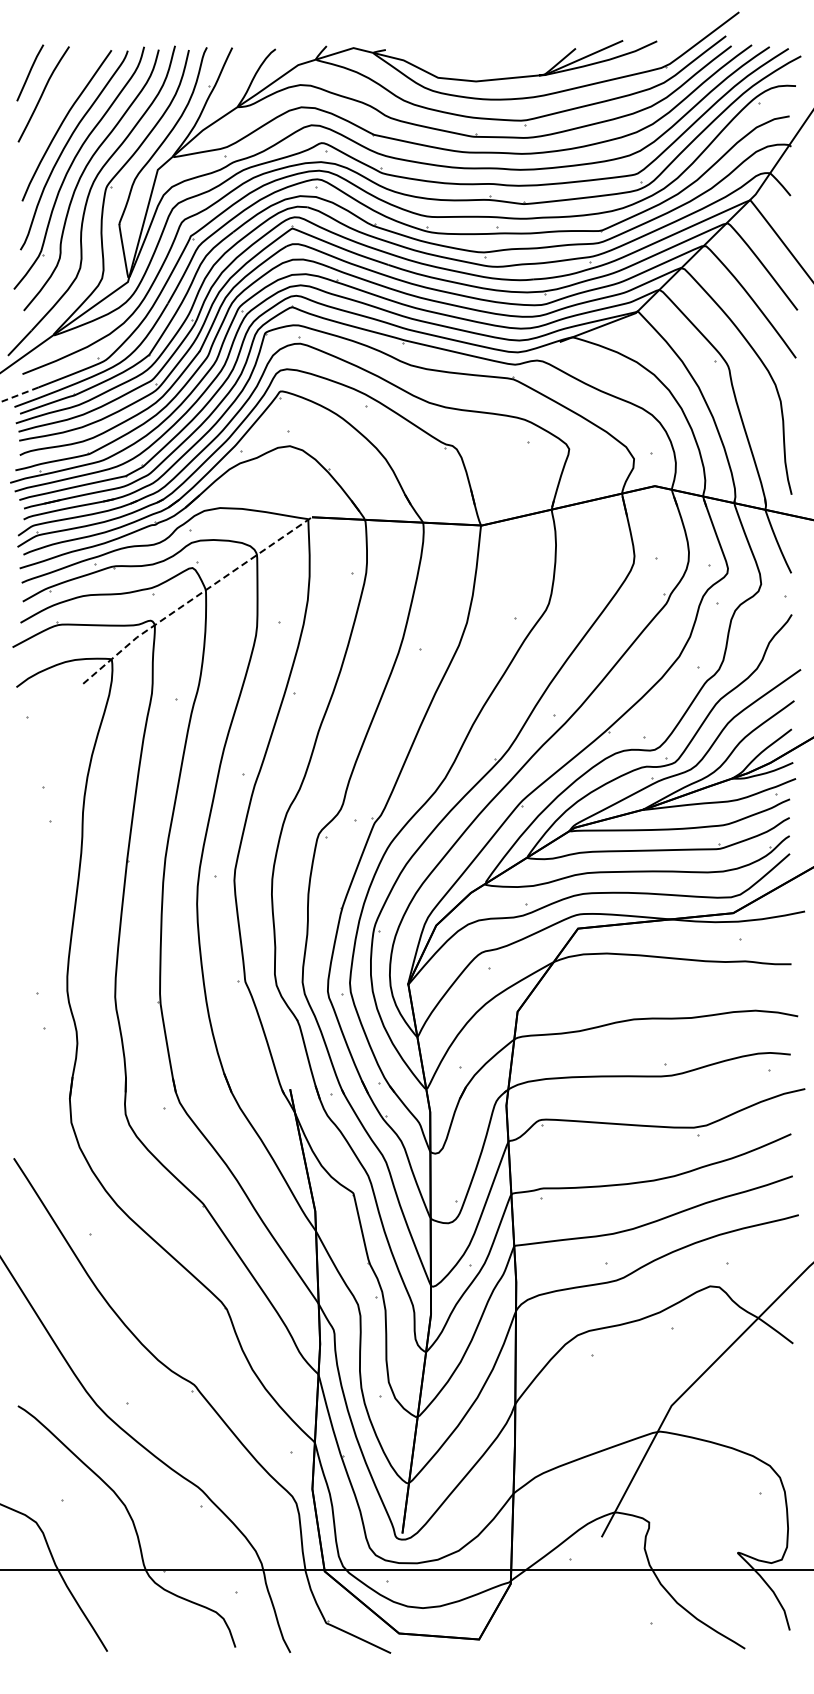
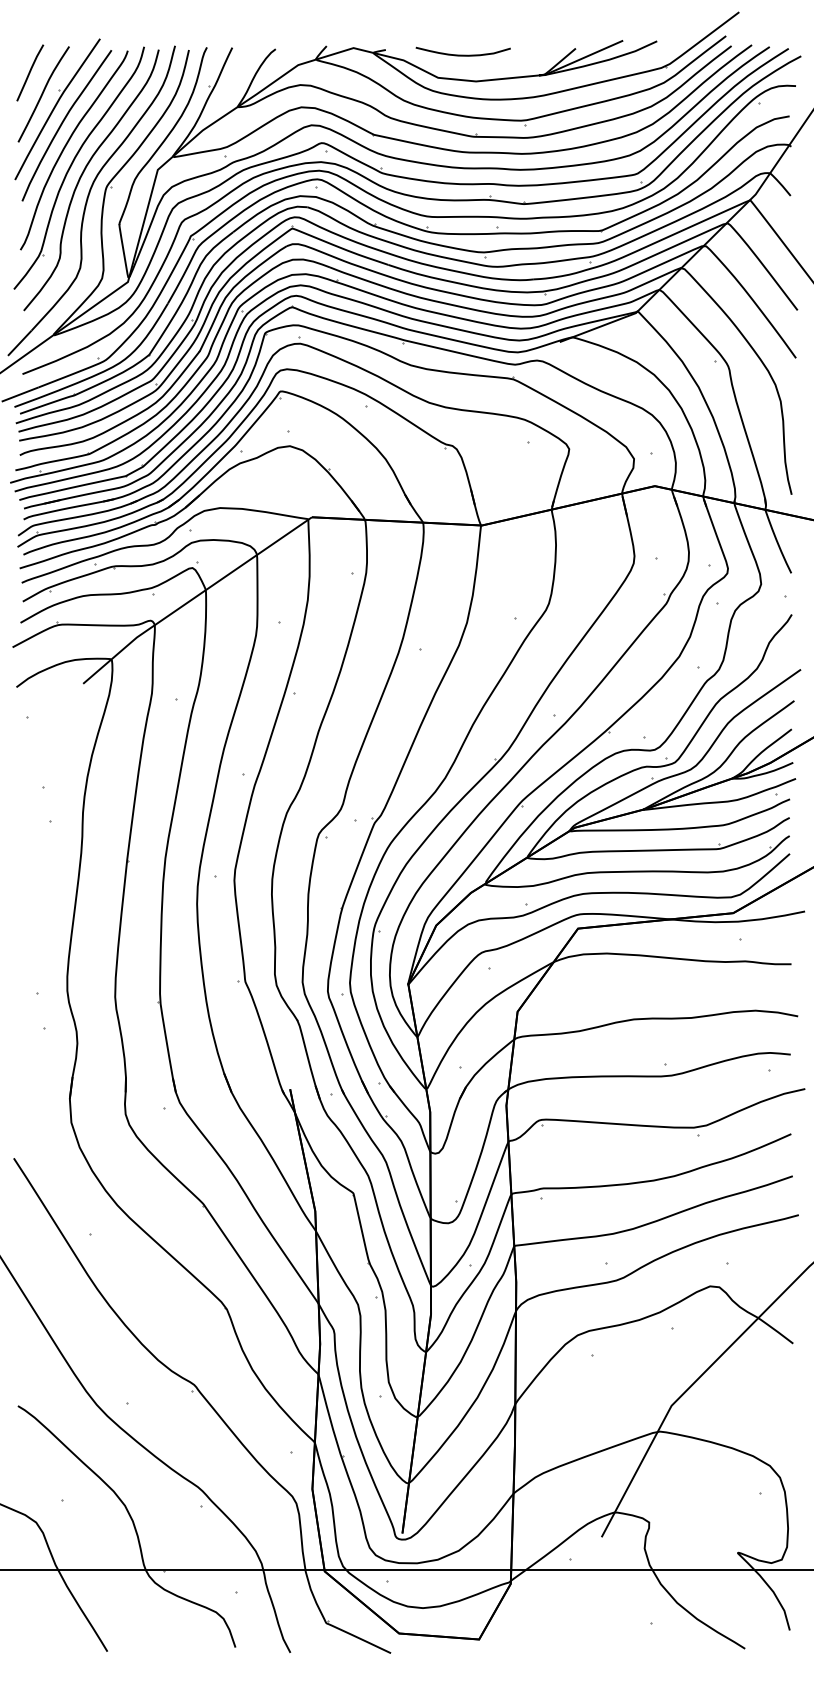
curve: none -> present (462, 54)
part: none -> present (57, 109)
line: dashed -> solid (20, 394)
line: dashed -> solid (195, 597)
